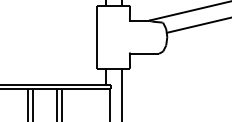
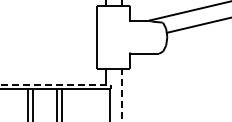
line: solid -> dashed (55, 84)
line: solid -> dashed (121, 94)
